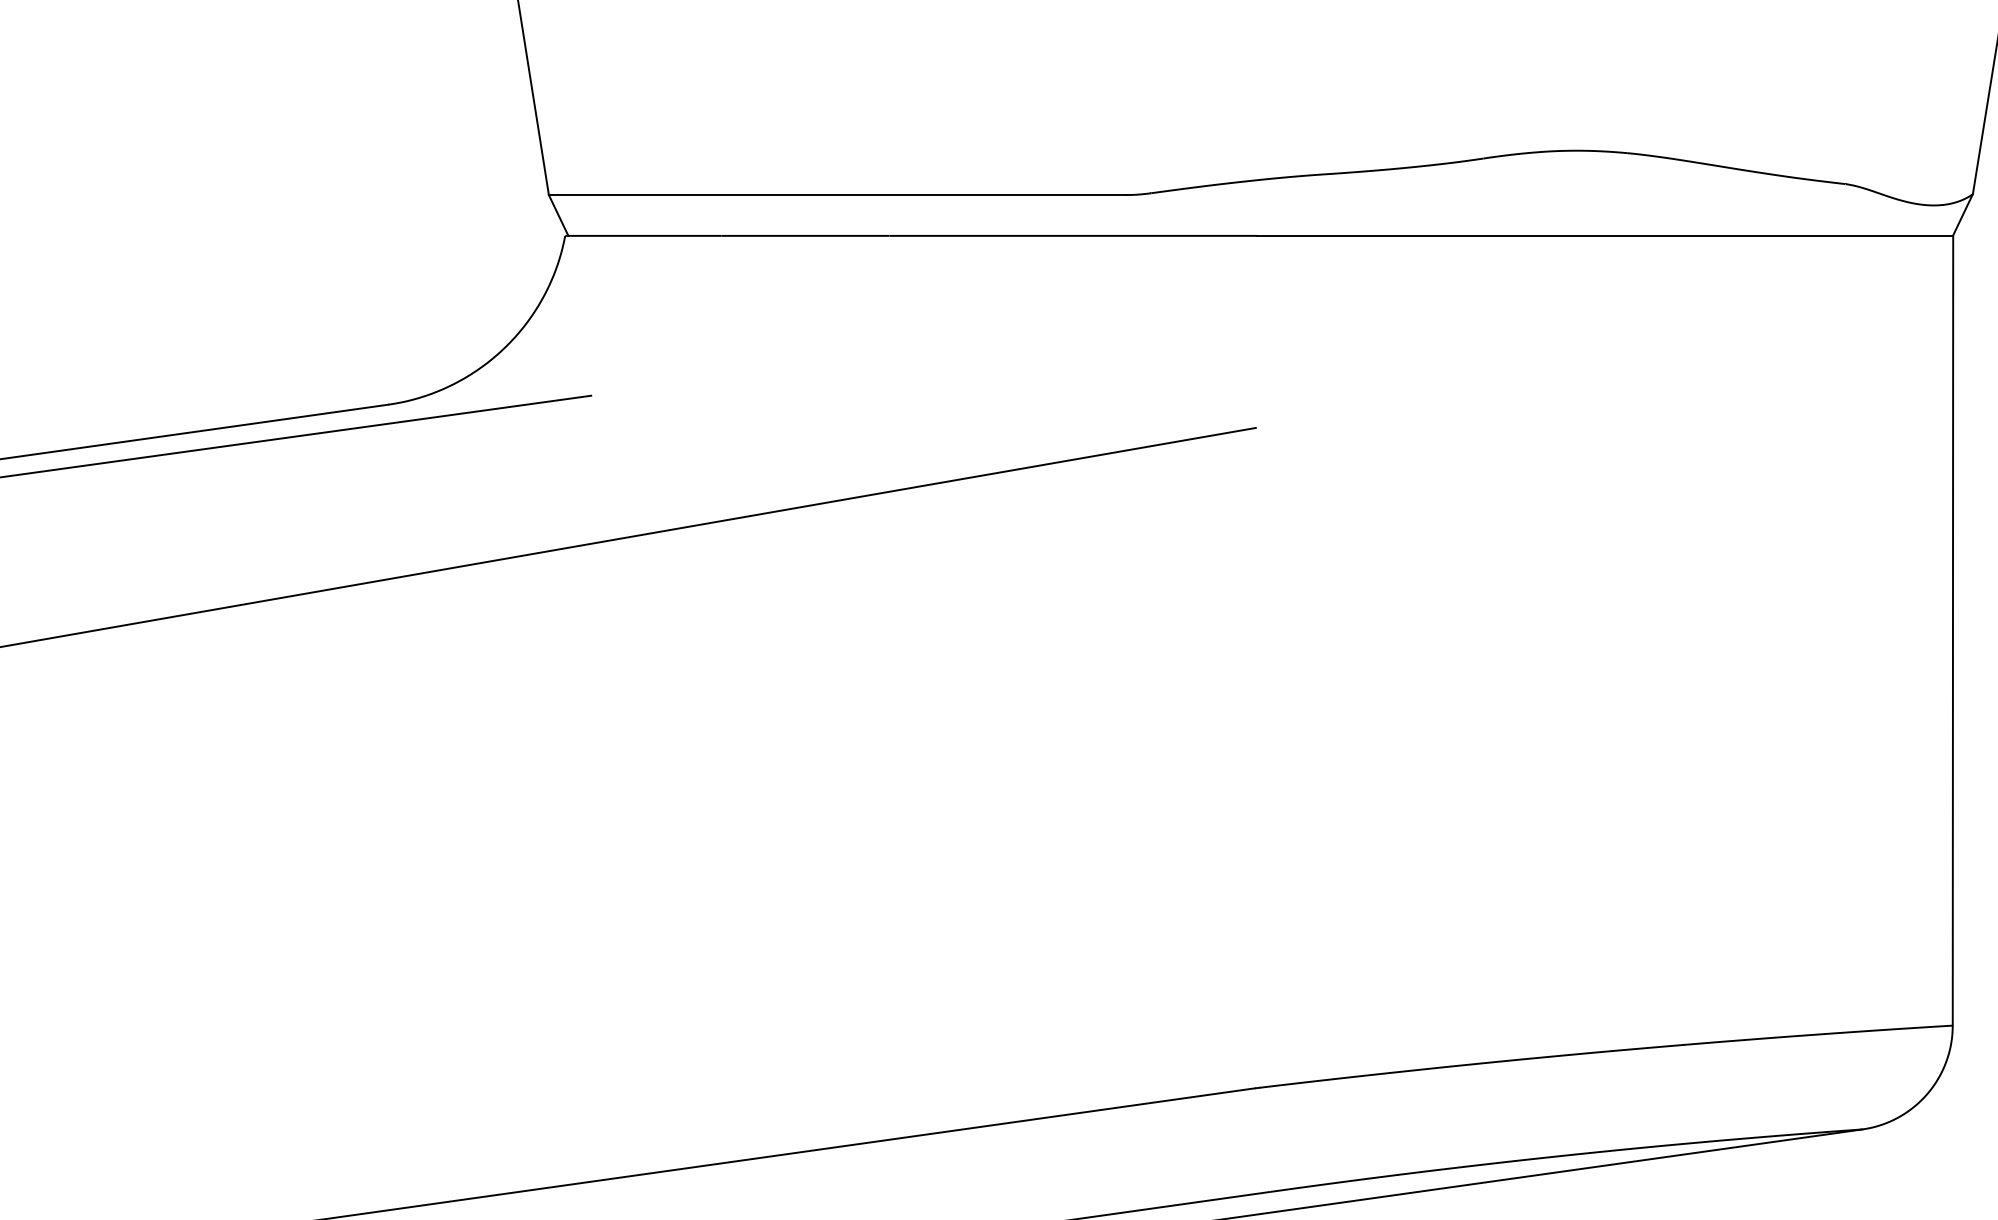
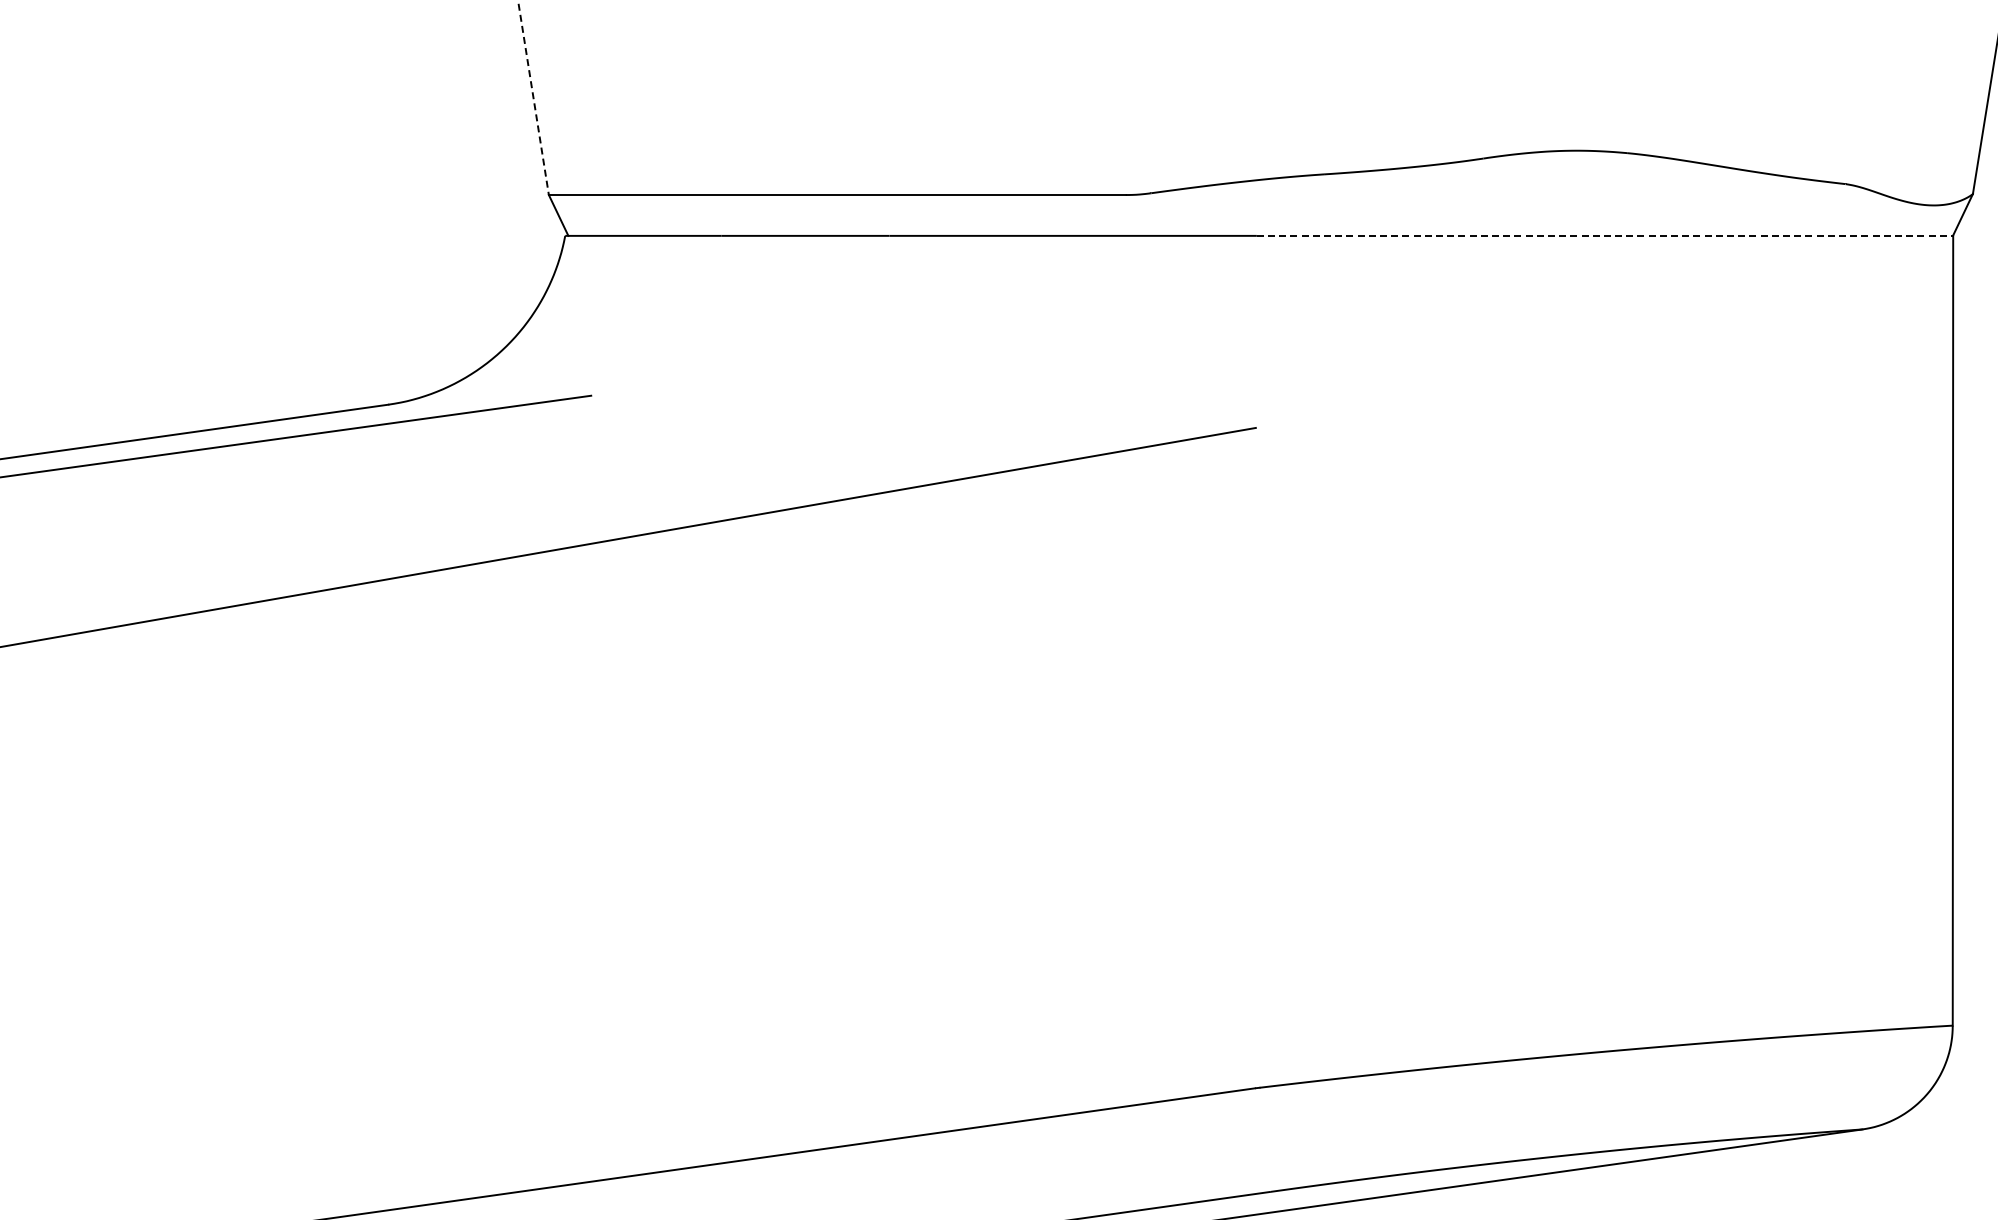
line: solid -> dashed (533, 98)
line: solid -> dashed (1605, 235)
